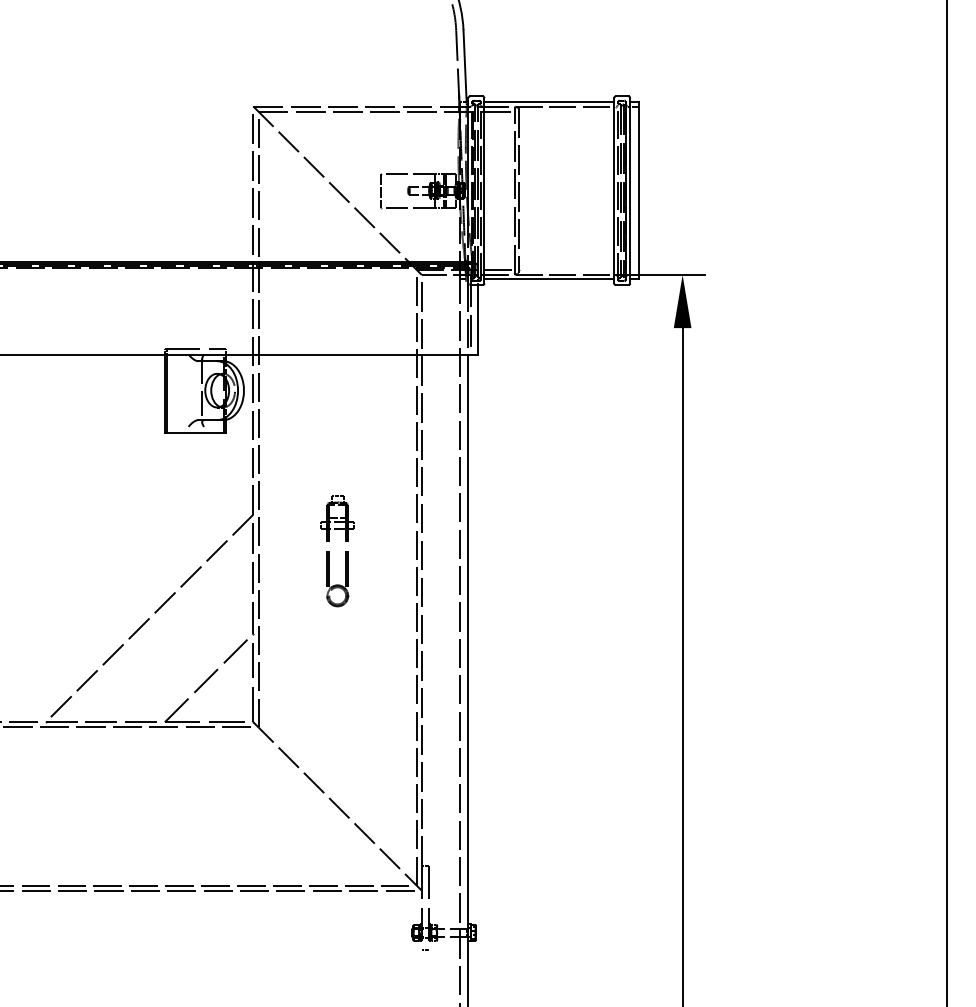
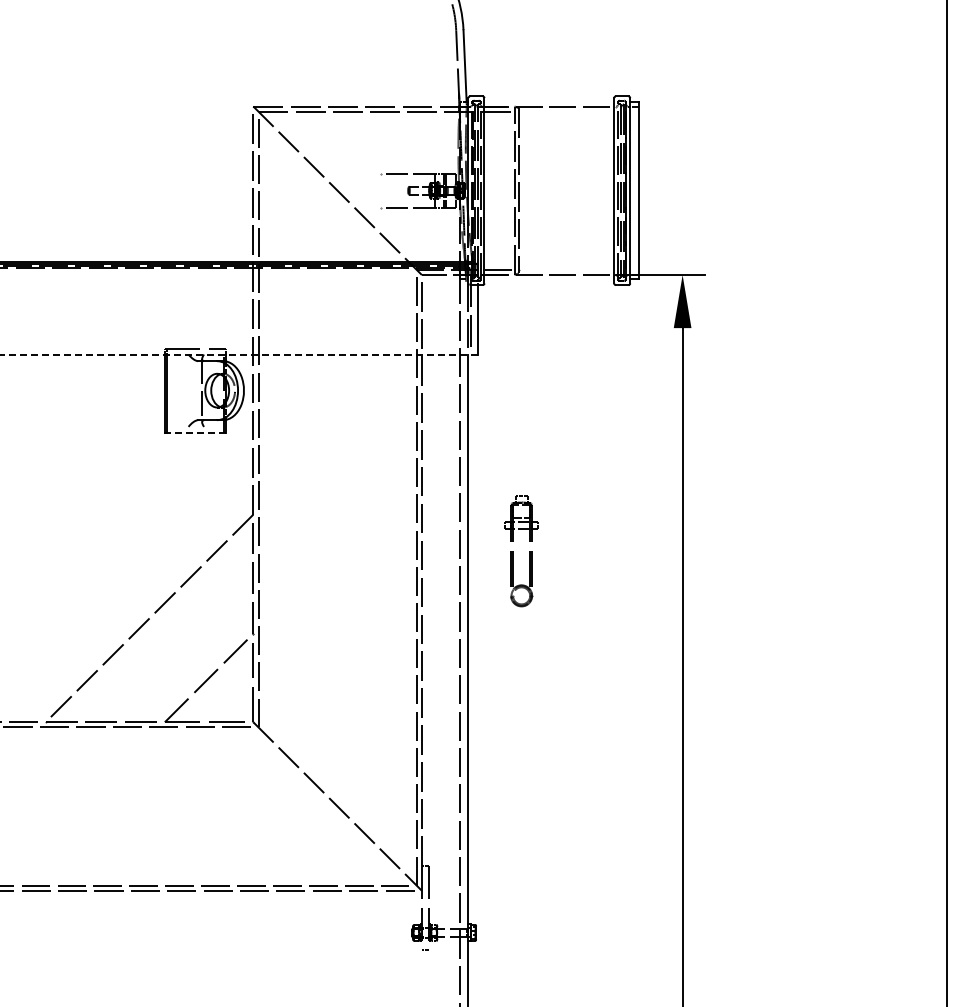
line: present -> none (549, 102)
line: present -> none (380, 190)
line: present -> none (549, 279)
line: solid -> dashed (239, 354)
line: solid -> dashed (196, 432)
part position: (329, 551) -> (513, 551) (513, 551)
